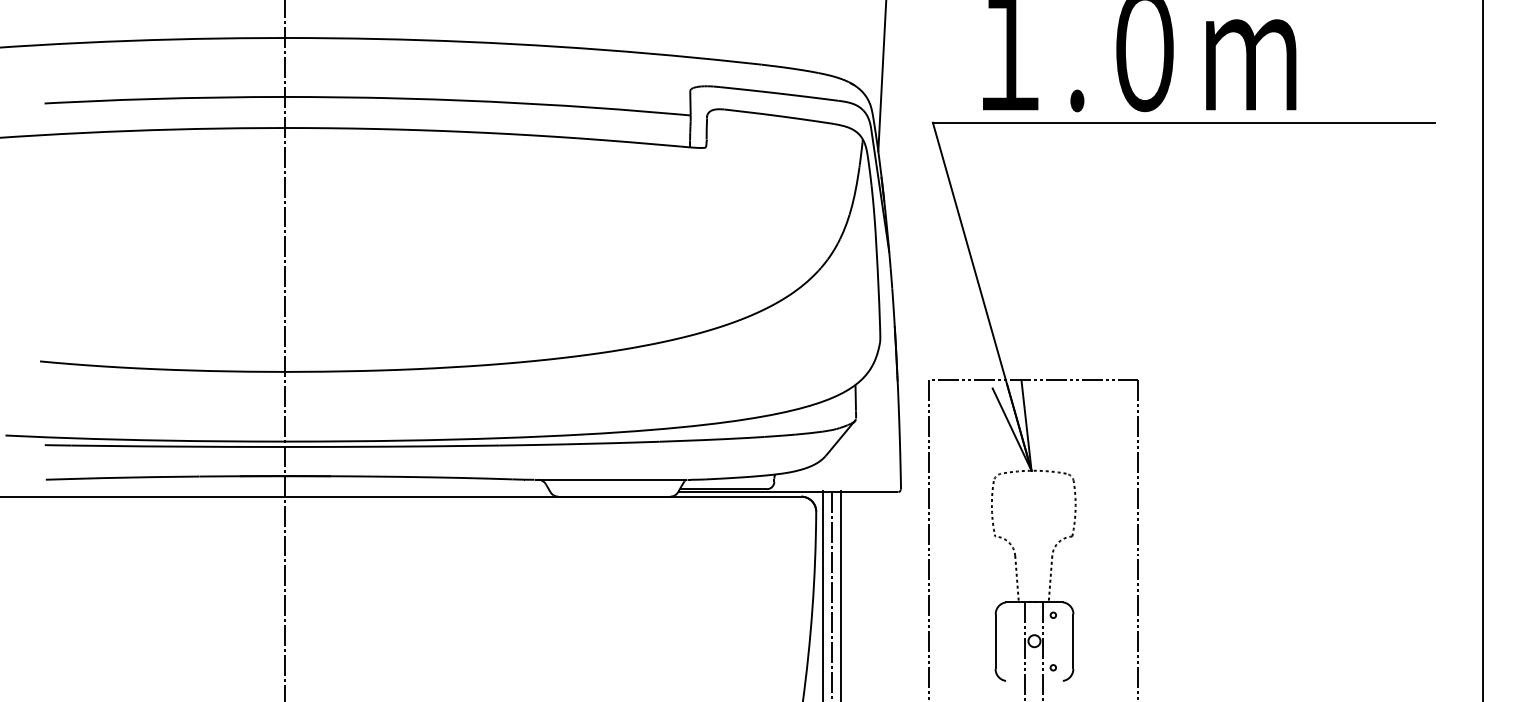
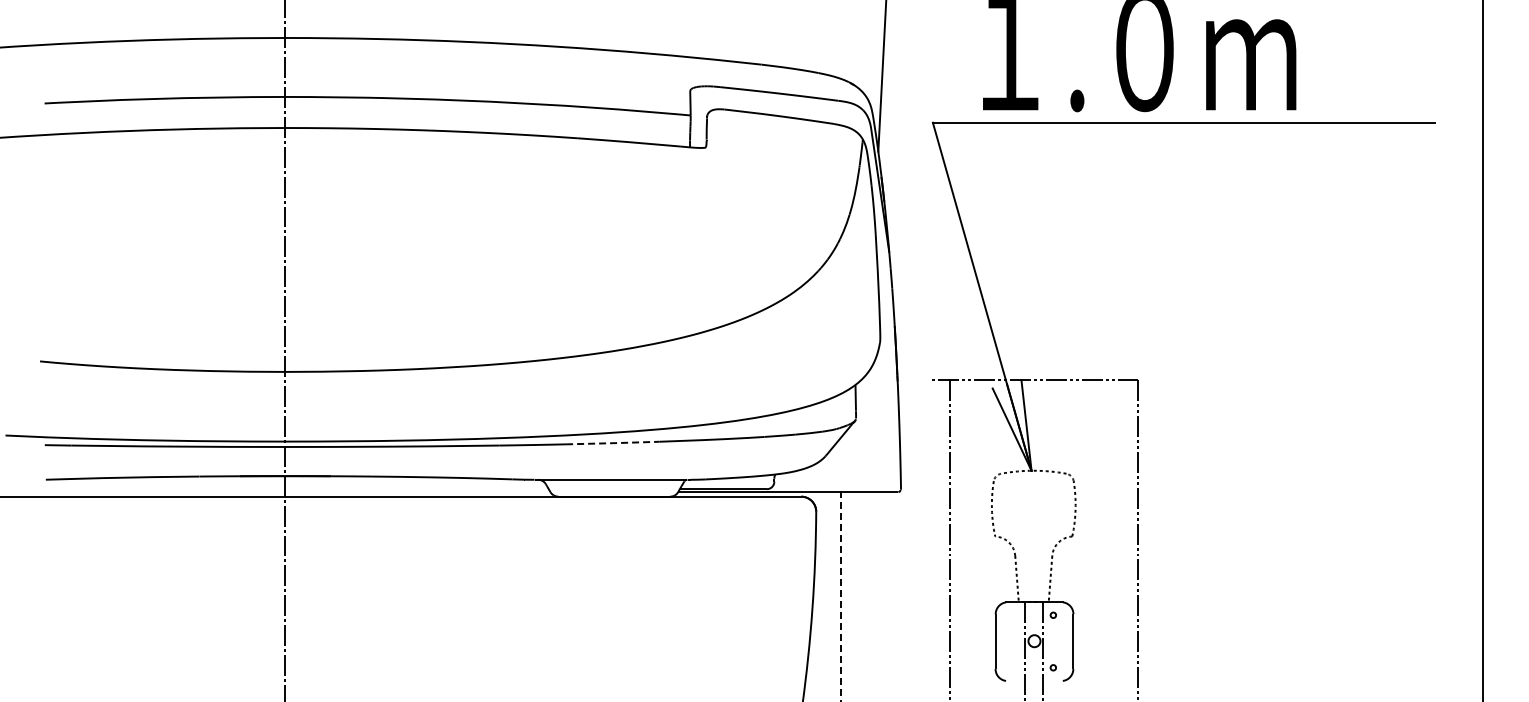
line: solid -> dashed (613, 443)
line position: (929, 539) -> (950, 539) (950, 539)
line: present -> none (823, 594)
line: present -> none (832, 595)
line: solid -> dashed (841, 596)
